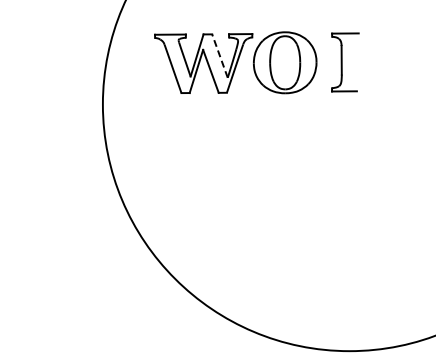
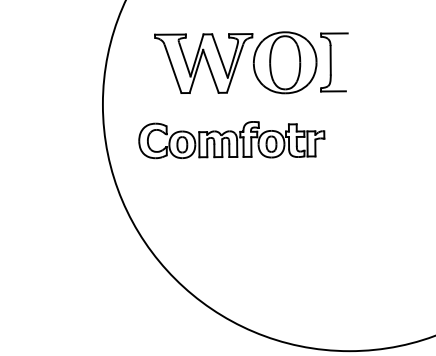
line: dashed -> solid (219, 55)
part position: (345, 62) -> (334, 62) (334, 62)
part: none -> present (231, 140)
